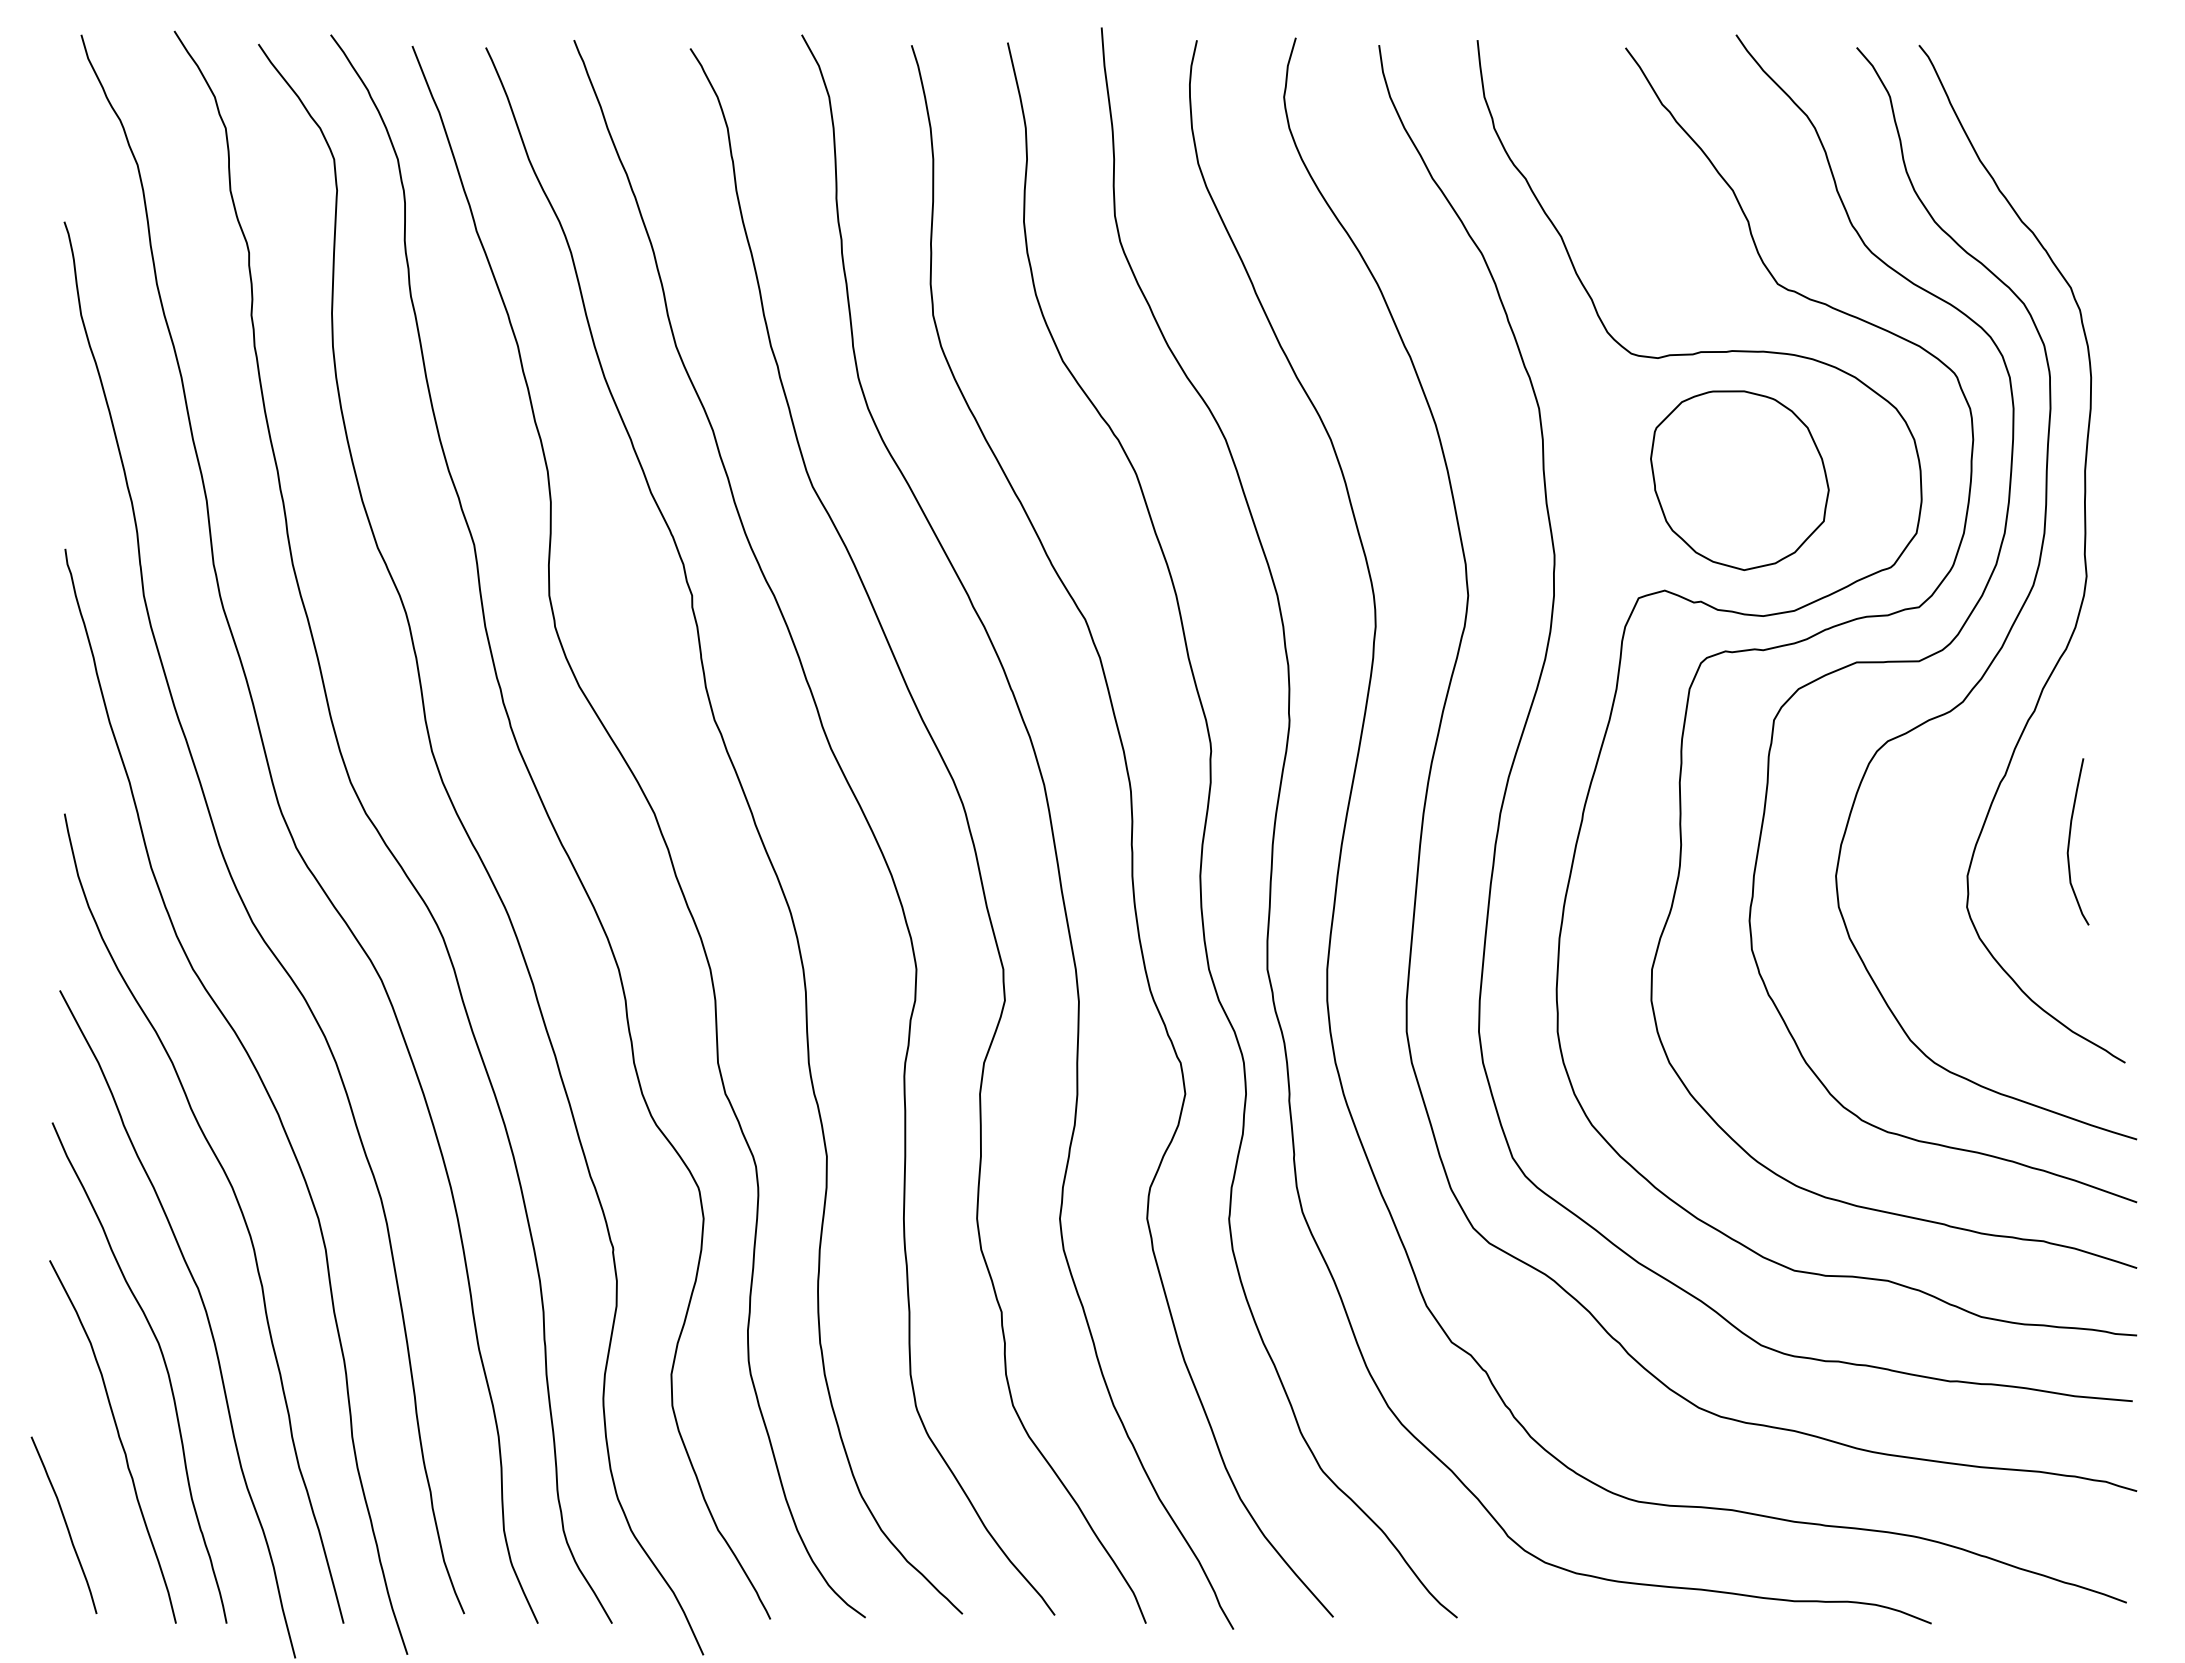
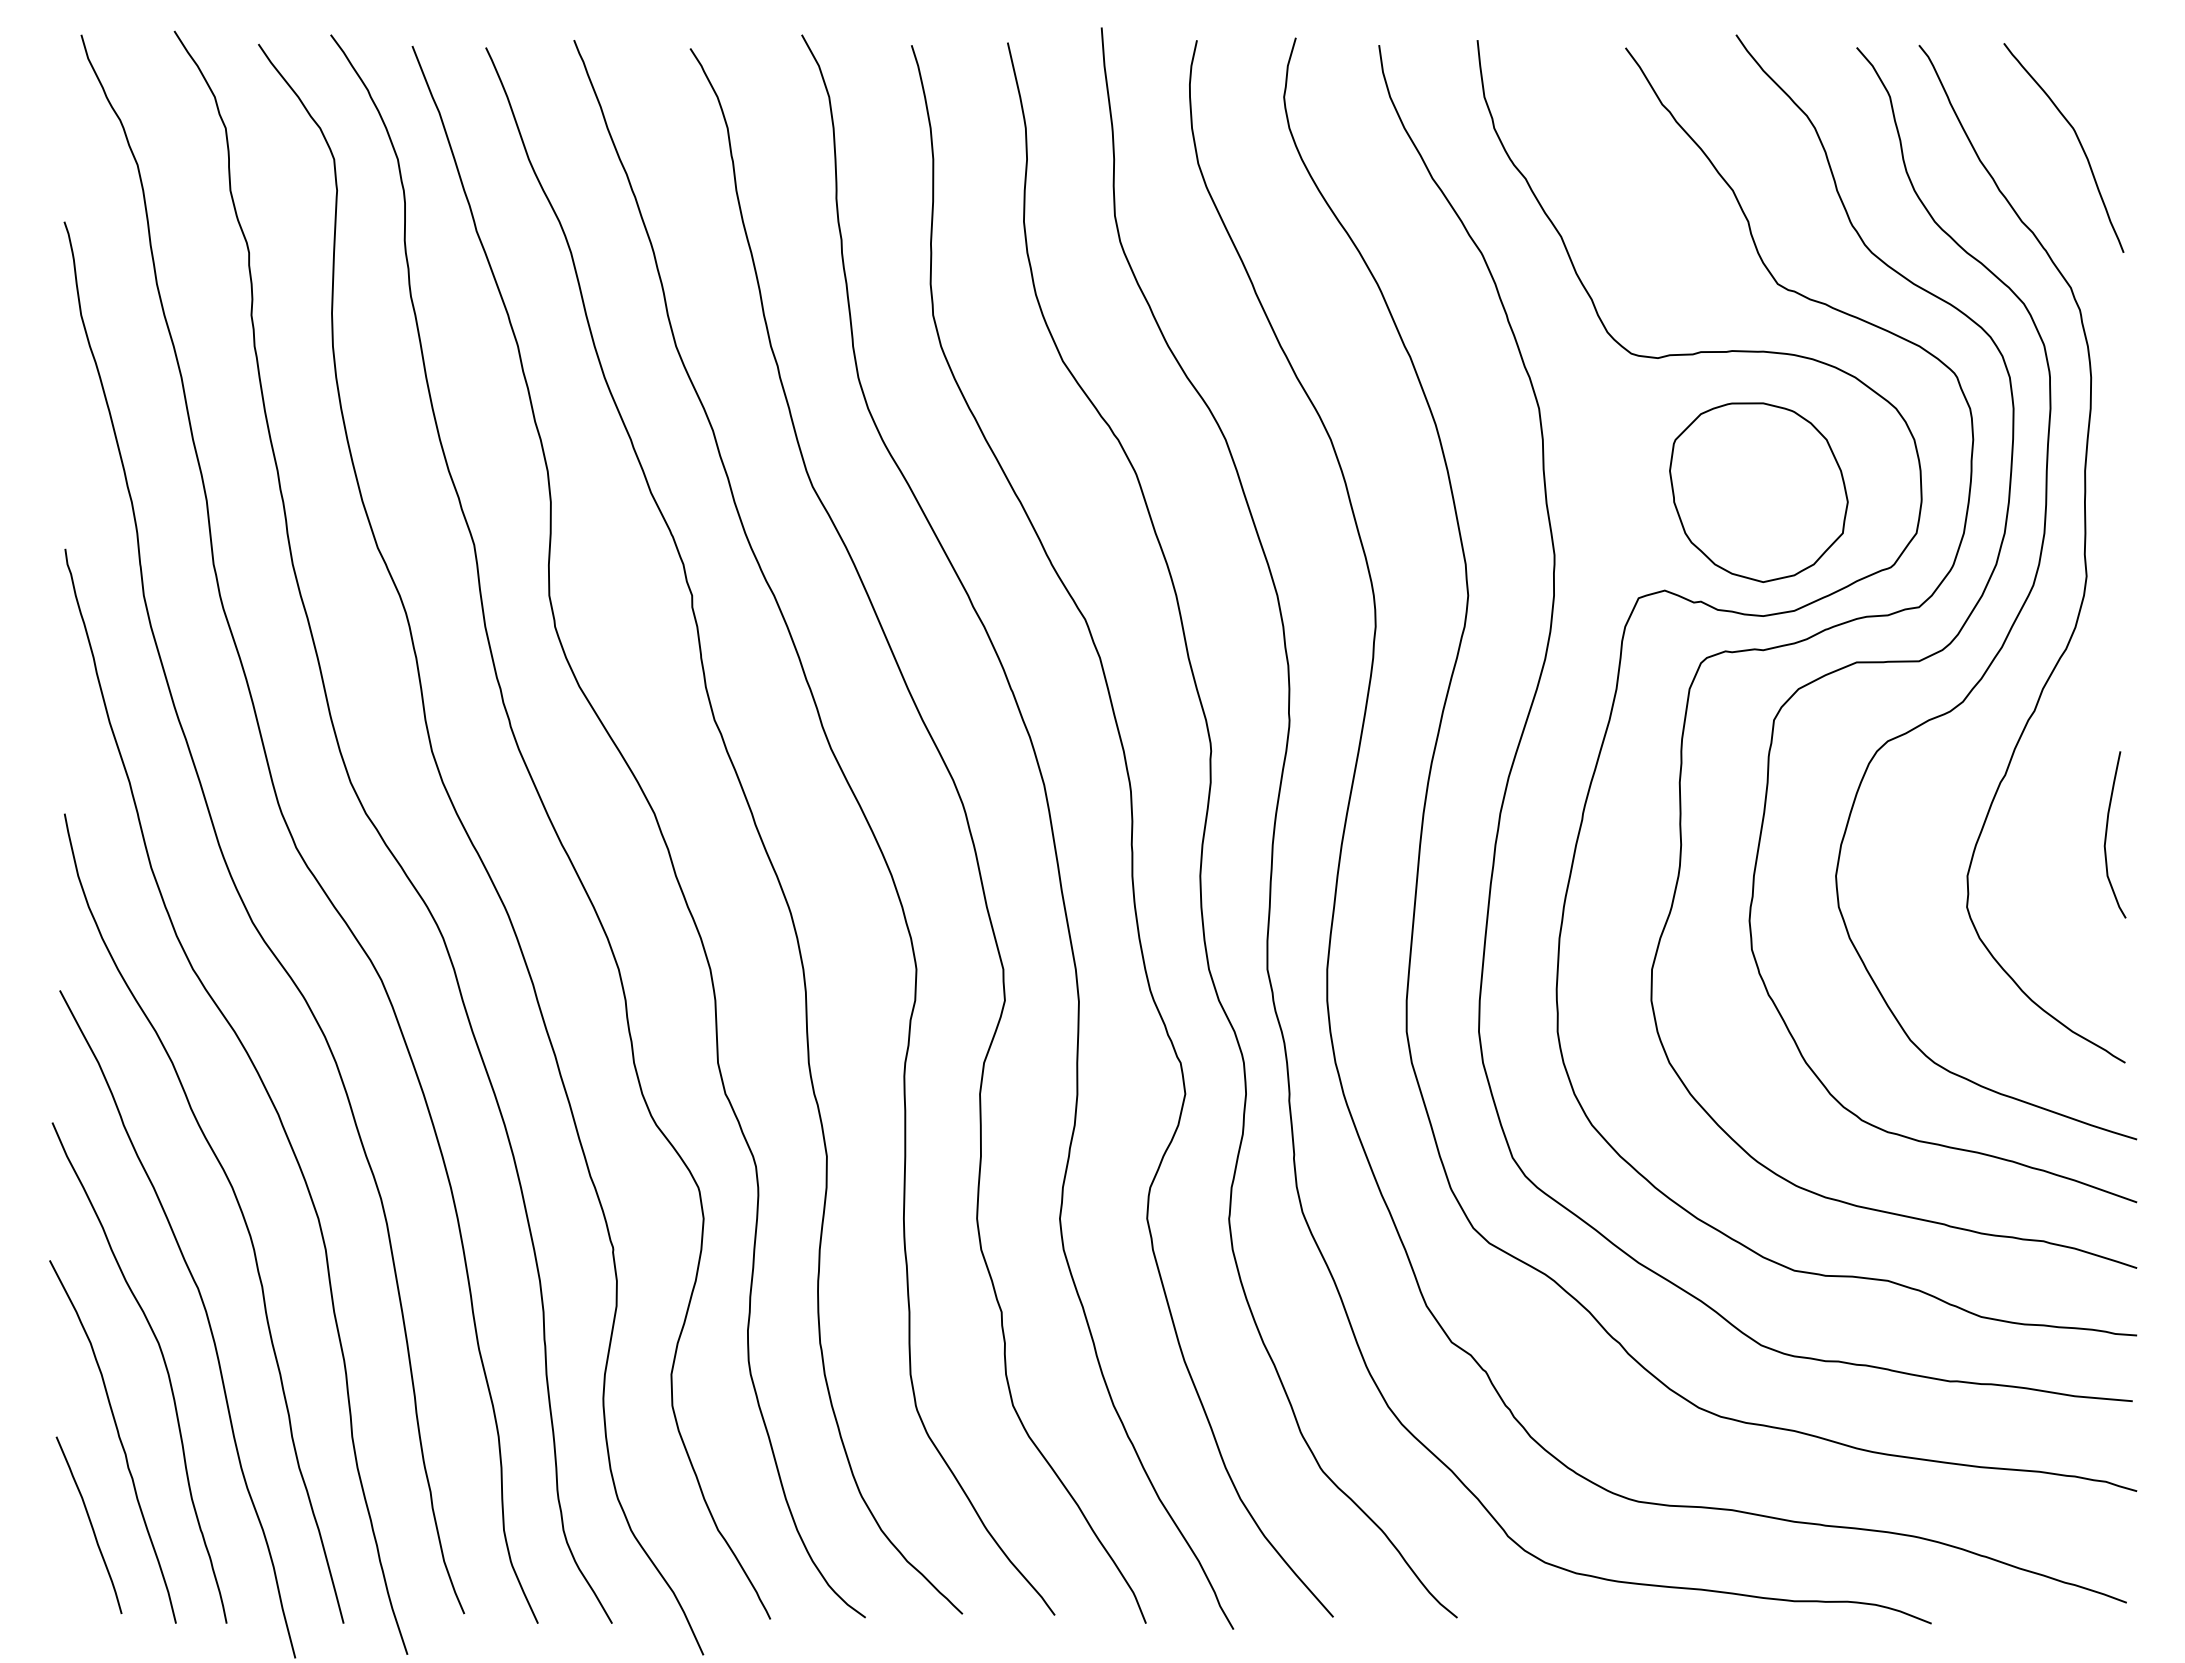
curve: none -> present (2077, 139)
part position: (1739, 480) -> (1758, 492) (1758, 492)
curve position: (2070, 839) -> (2107, 832) (2107, 832)
curve position: (65, 1524) -> (90, 1524) (90, 1524)
